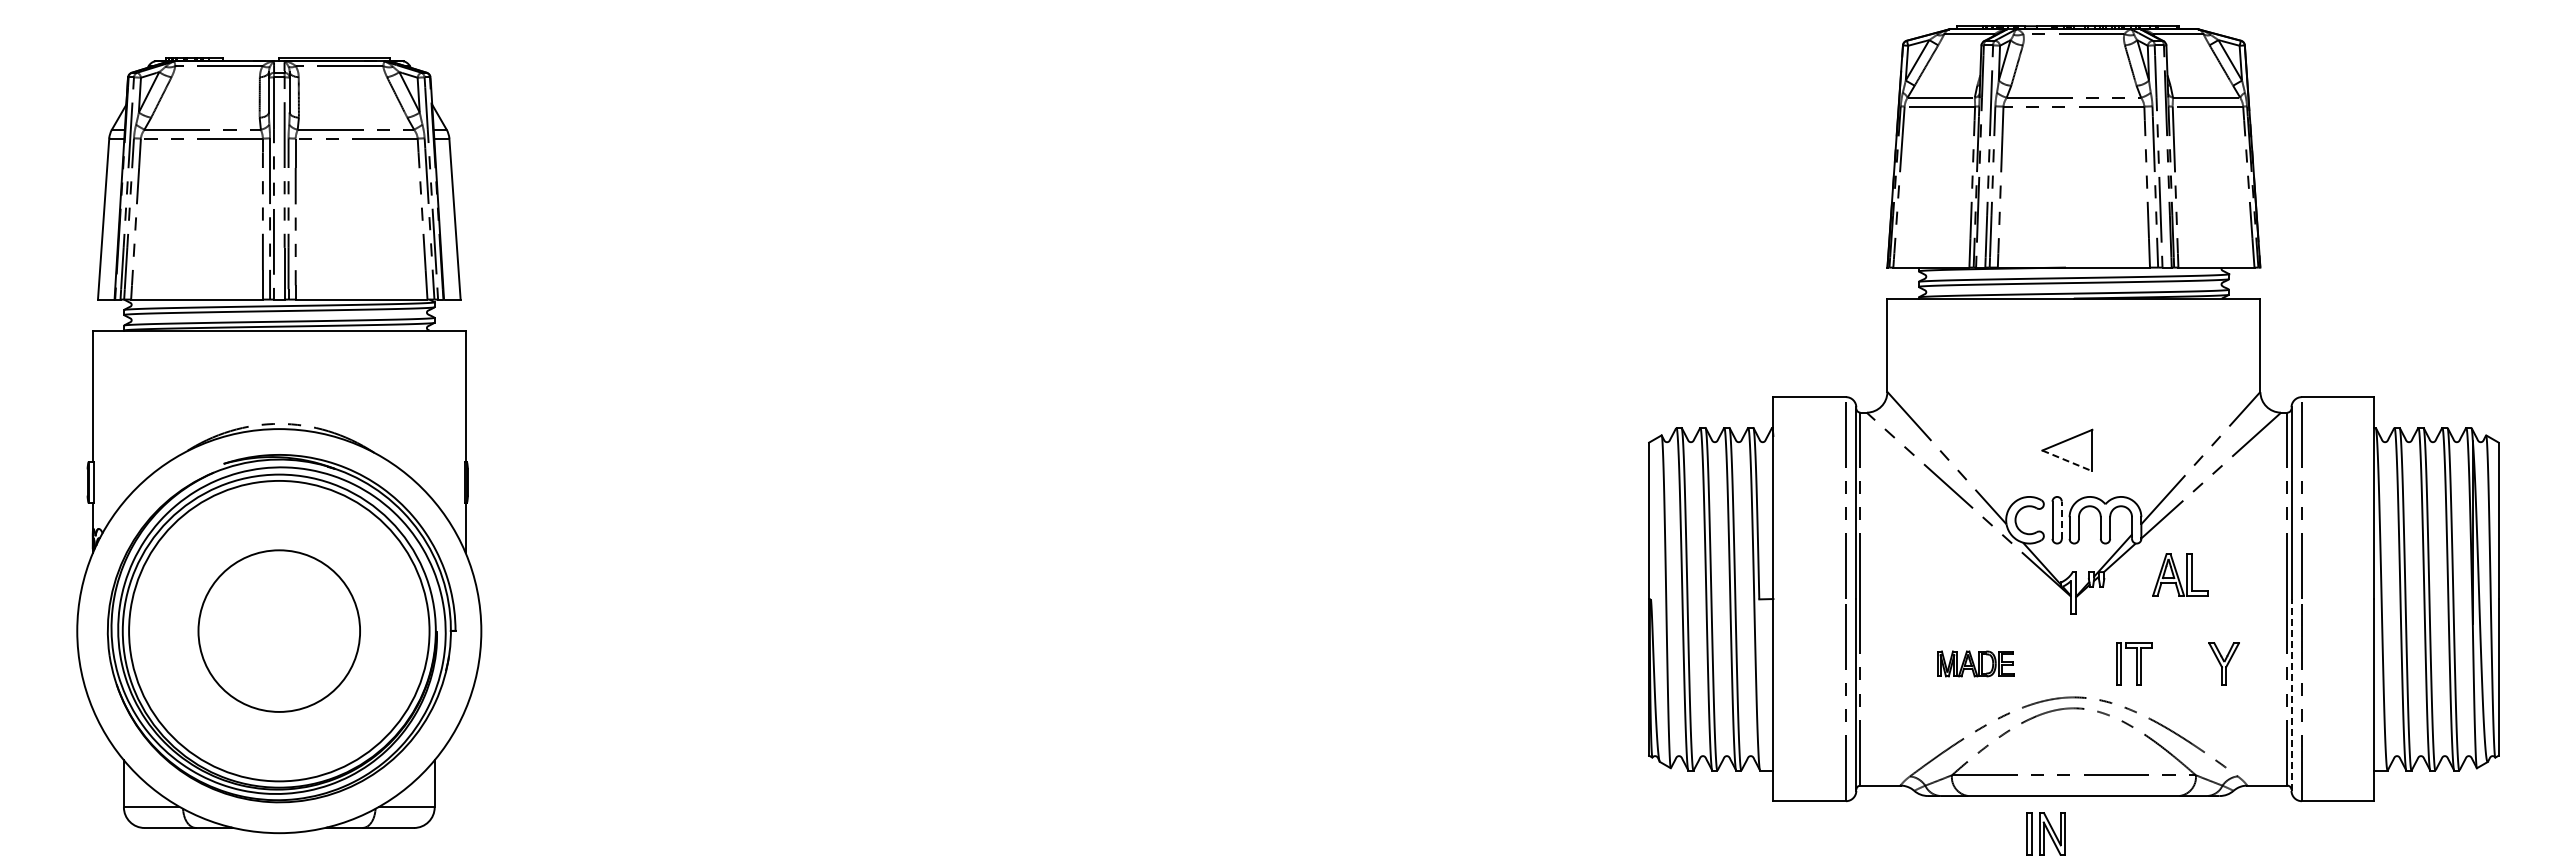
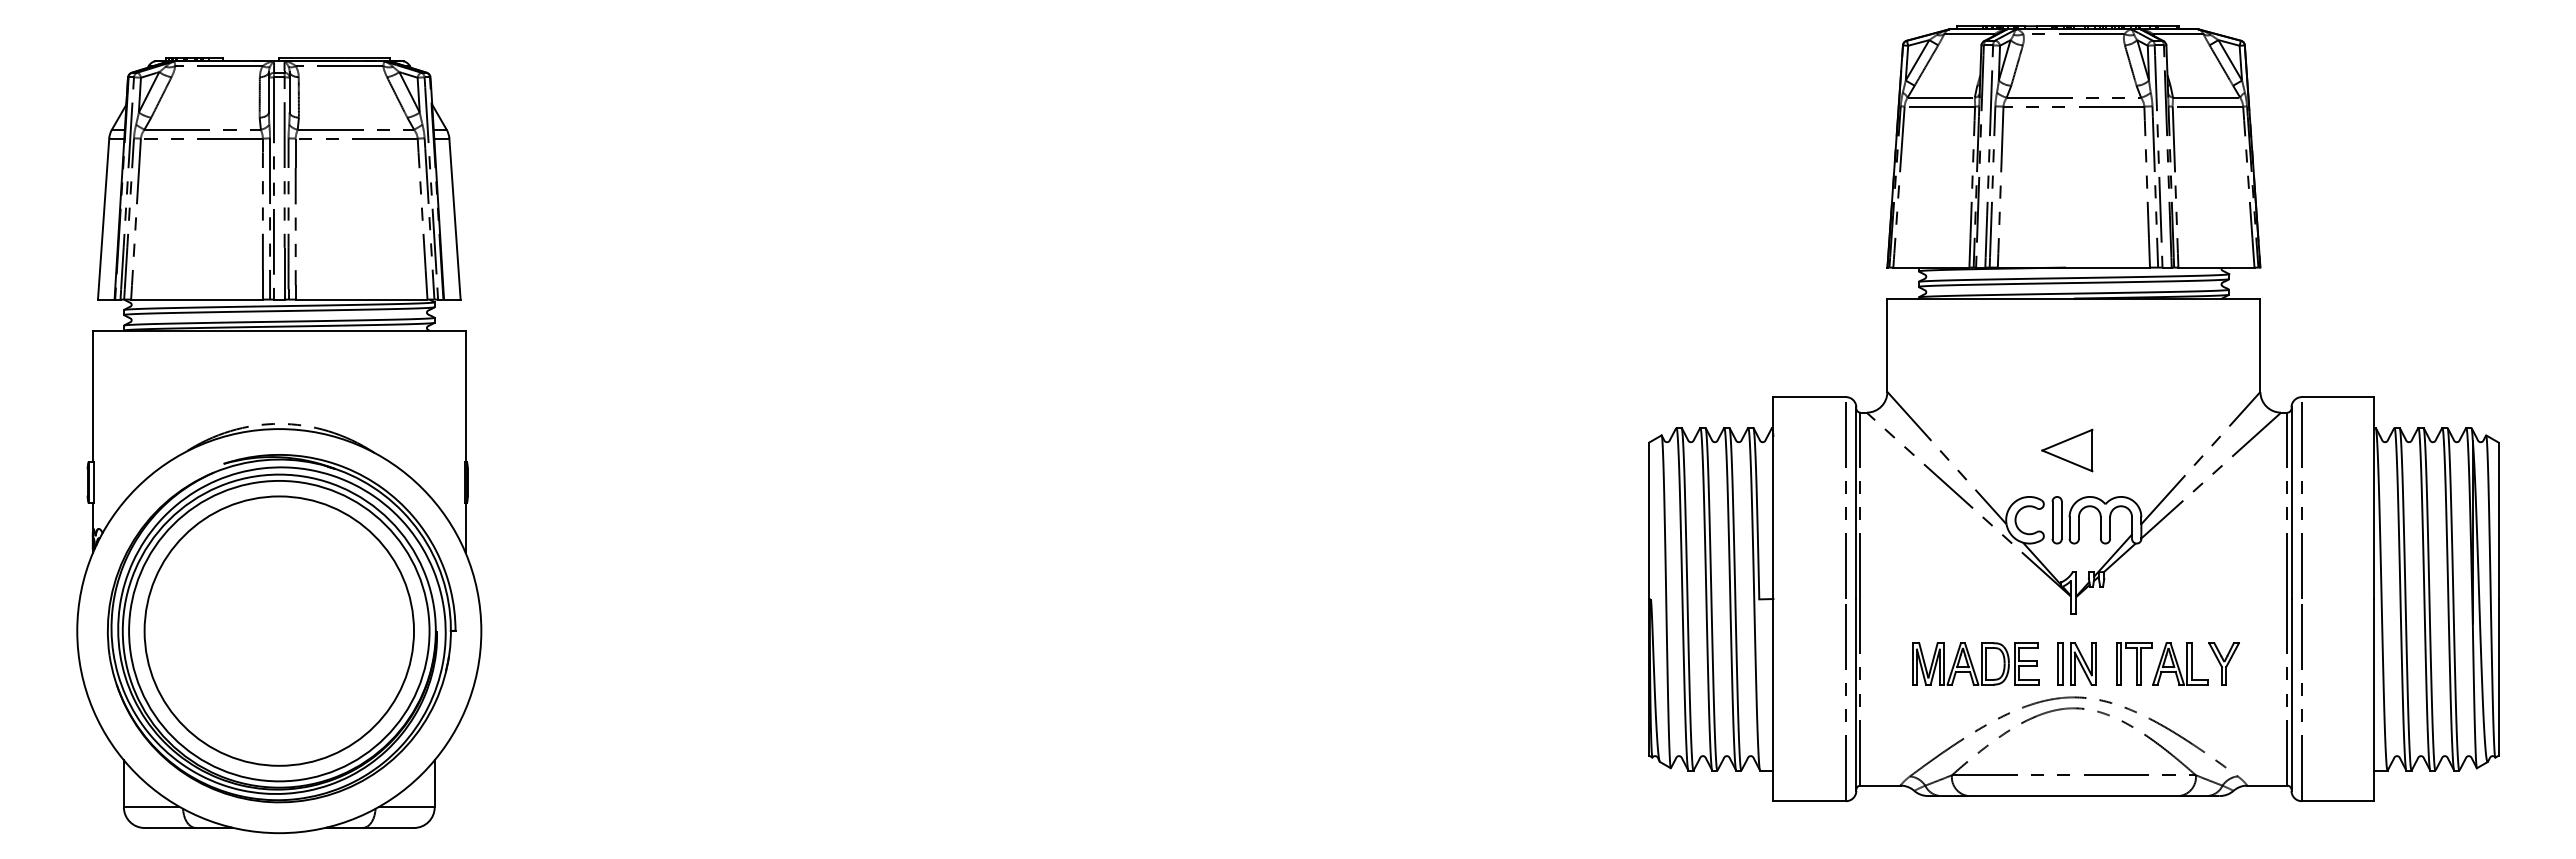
line: dashed -> solid (2067, 461)
line: dashed -> solid (2061, 520)
part position: (2180, 574) -> (2180, 663) (2180, 663)
circle diameter: 162 px -> 269 px (279, 630)
part size: 78x28 px -> 128x44 px (1975, 663)
line: dashed -> solid (2291, 695)
part position: (2045, 833) -> (2076, 663) (2076, 663)
